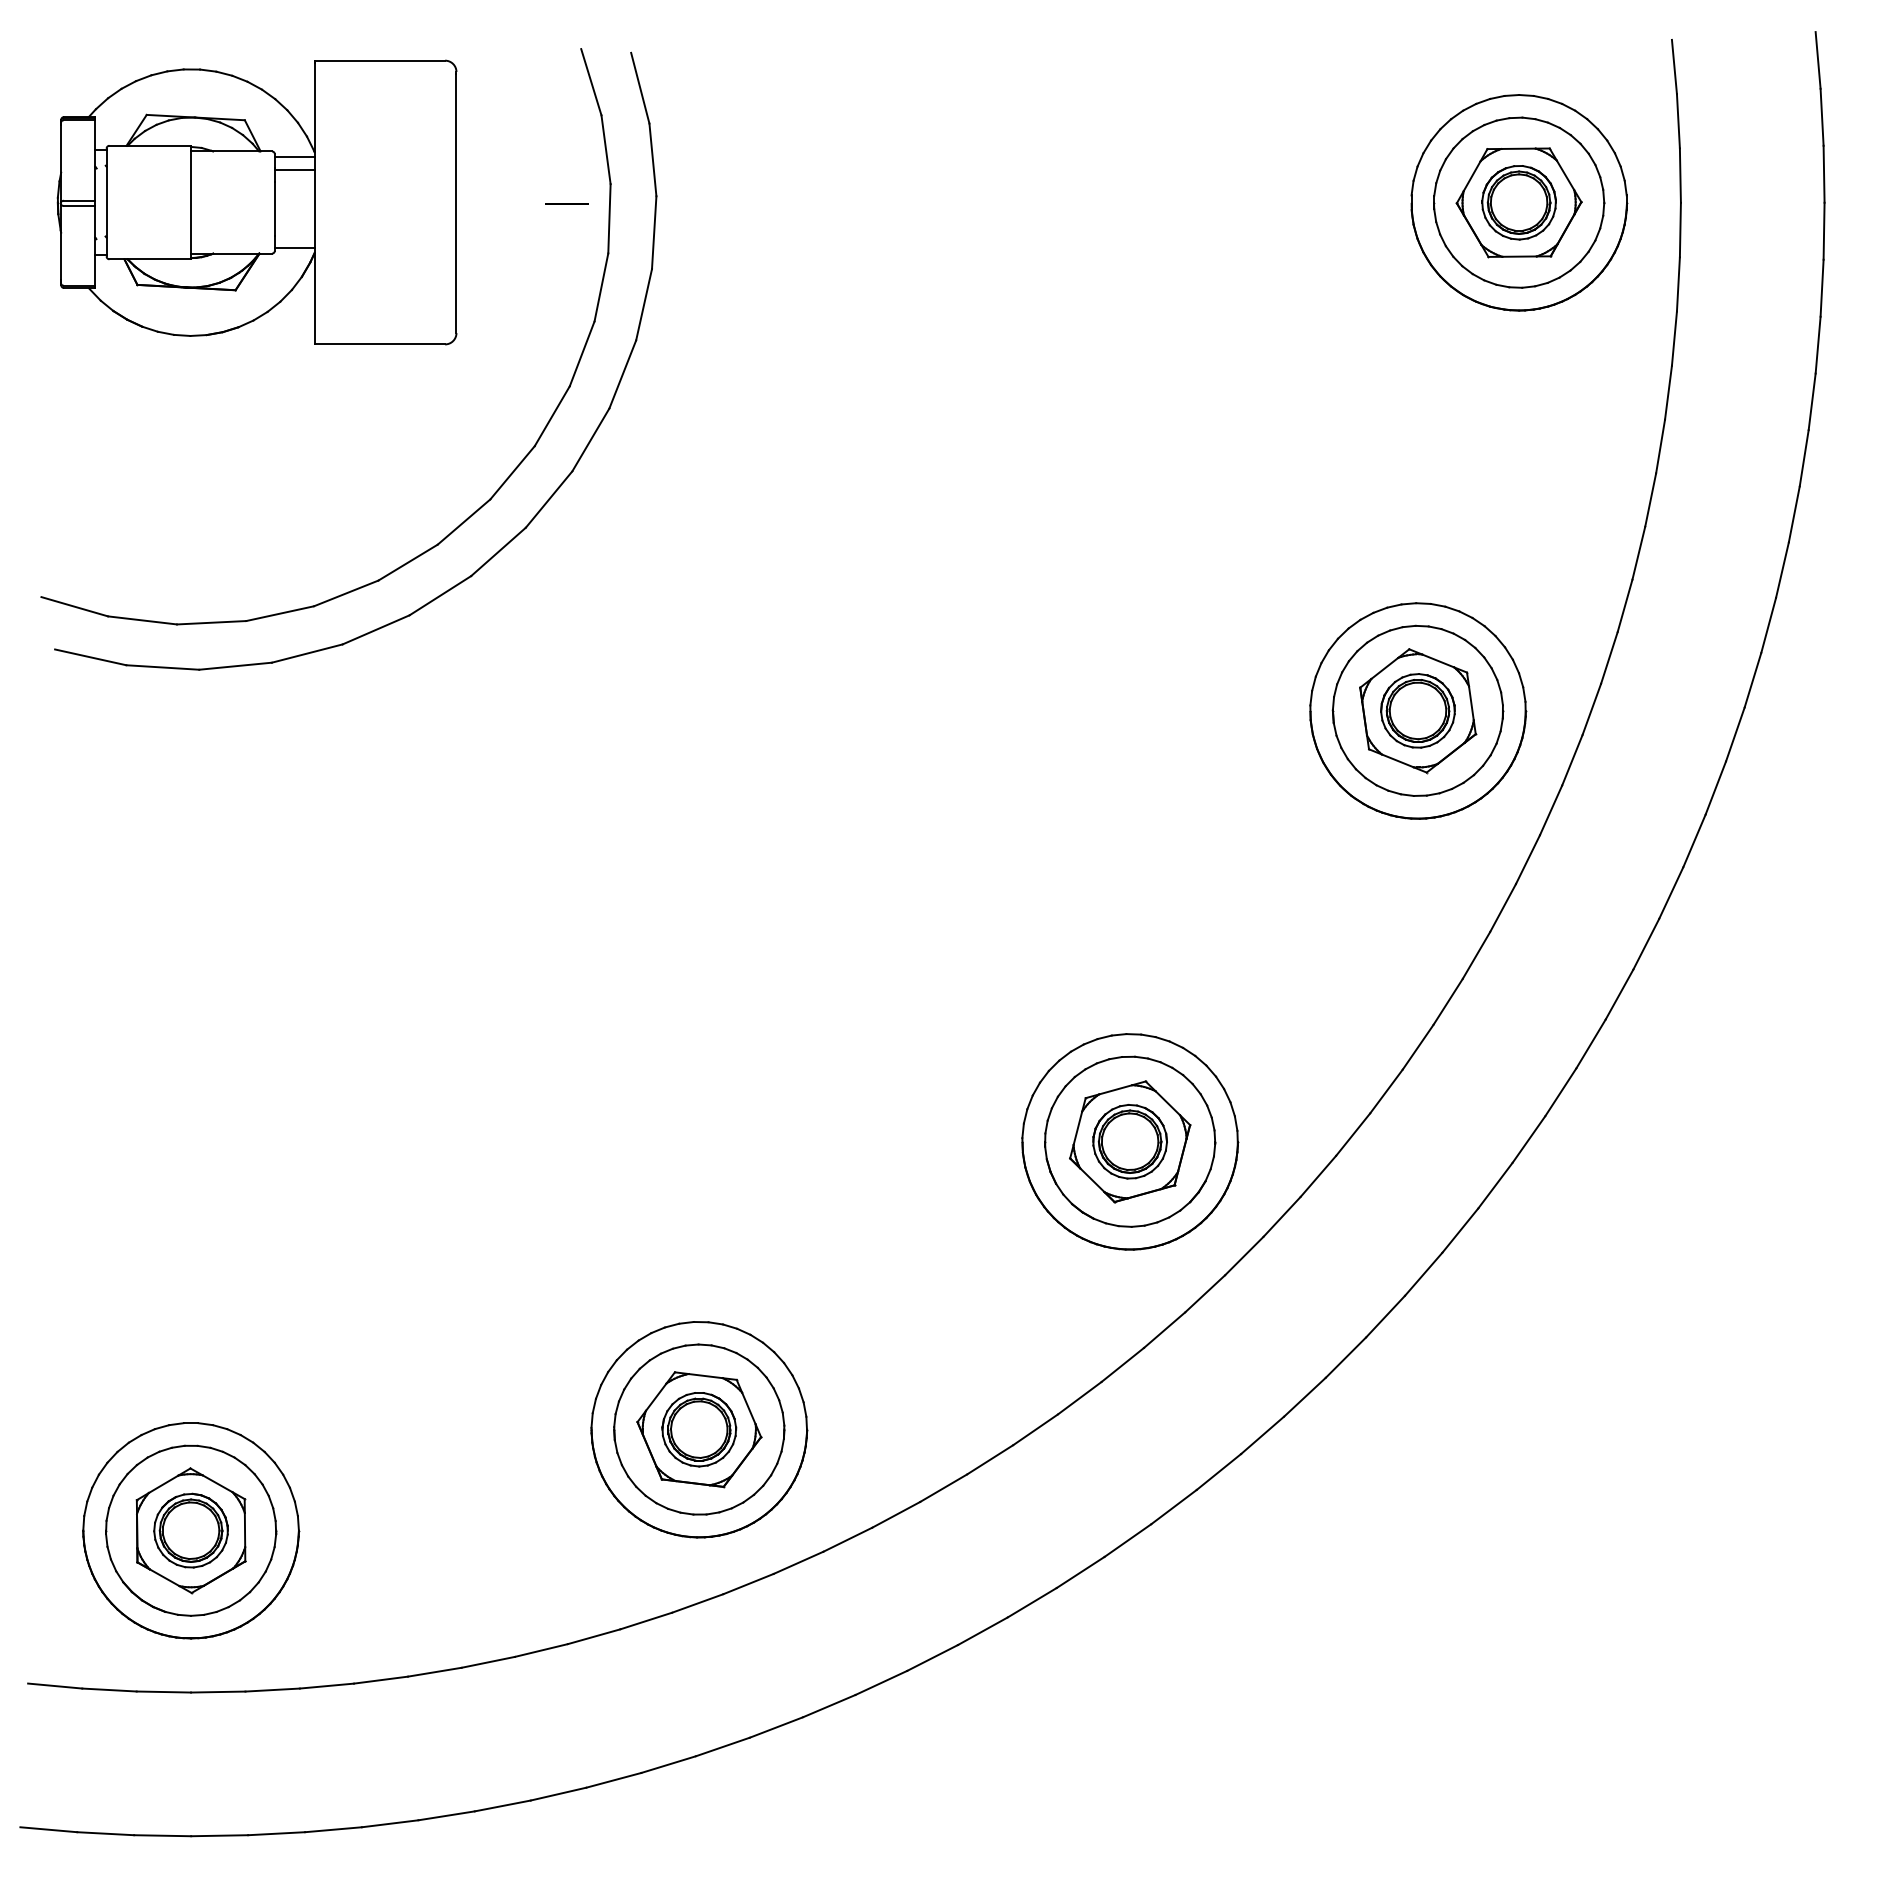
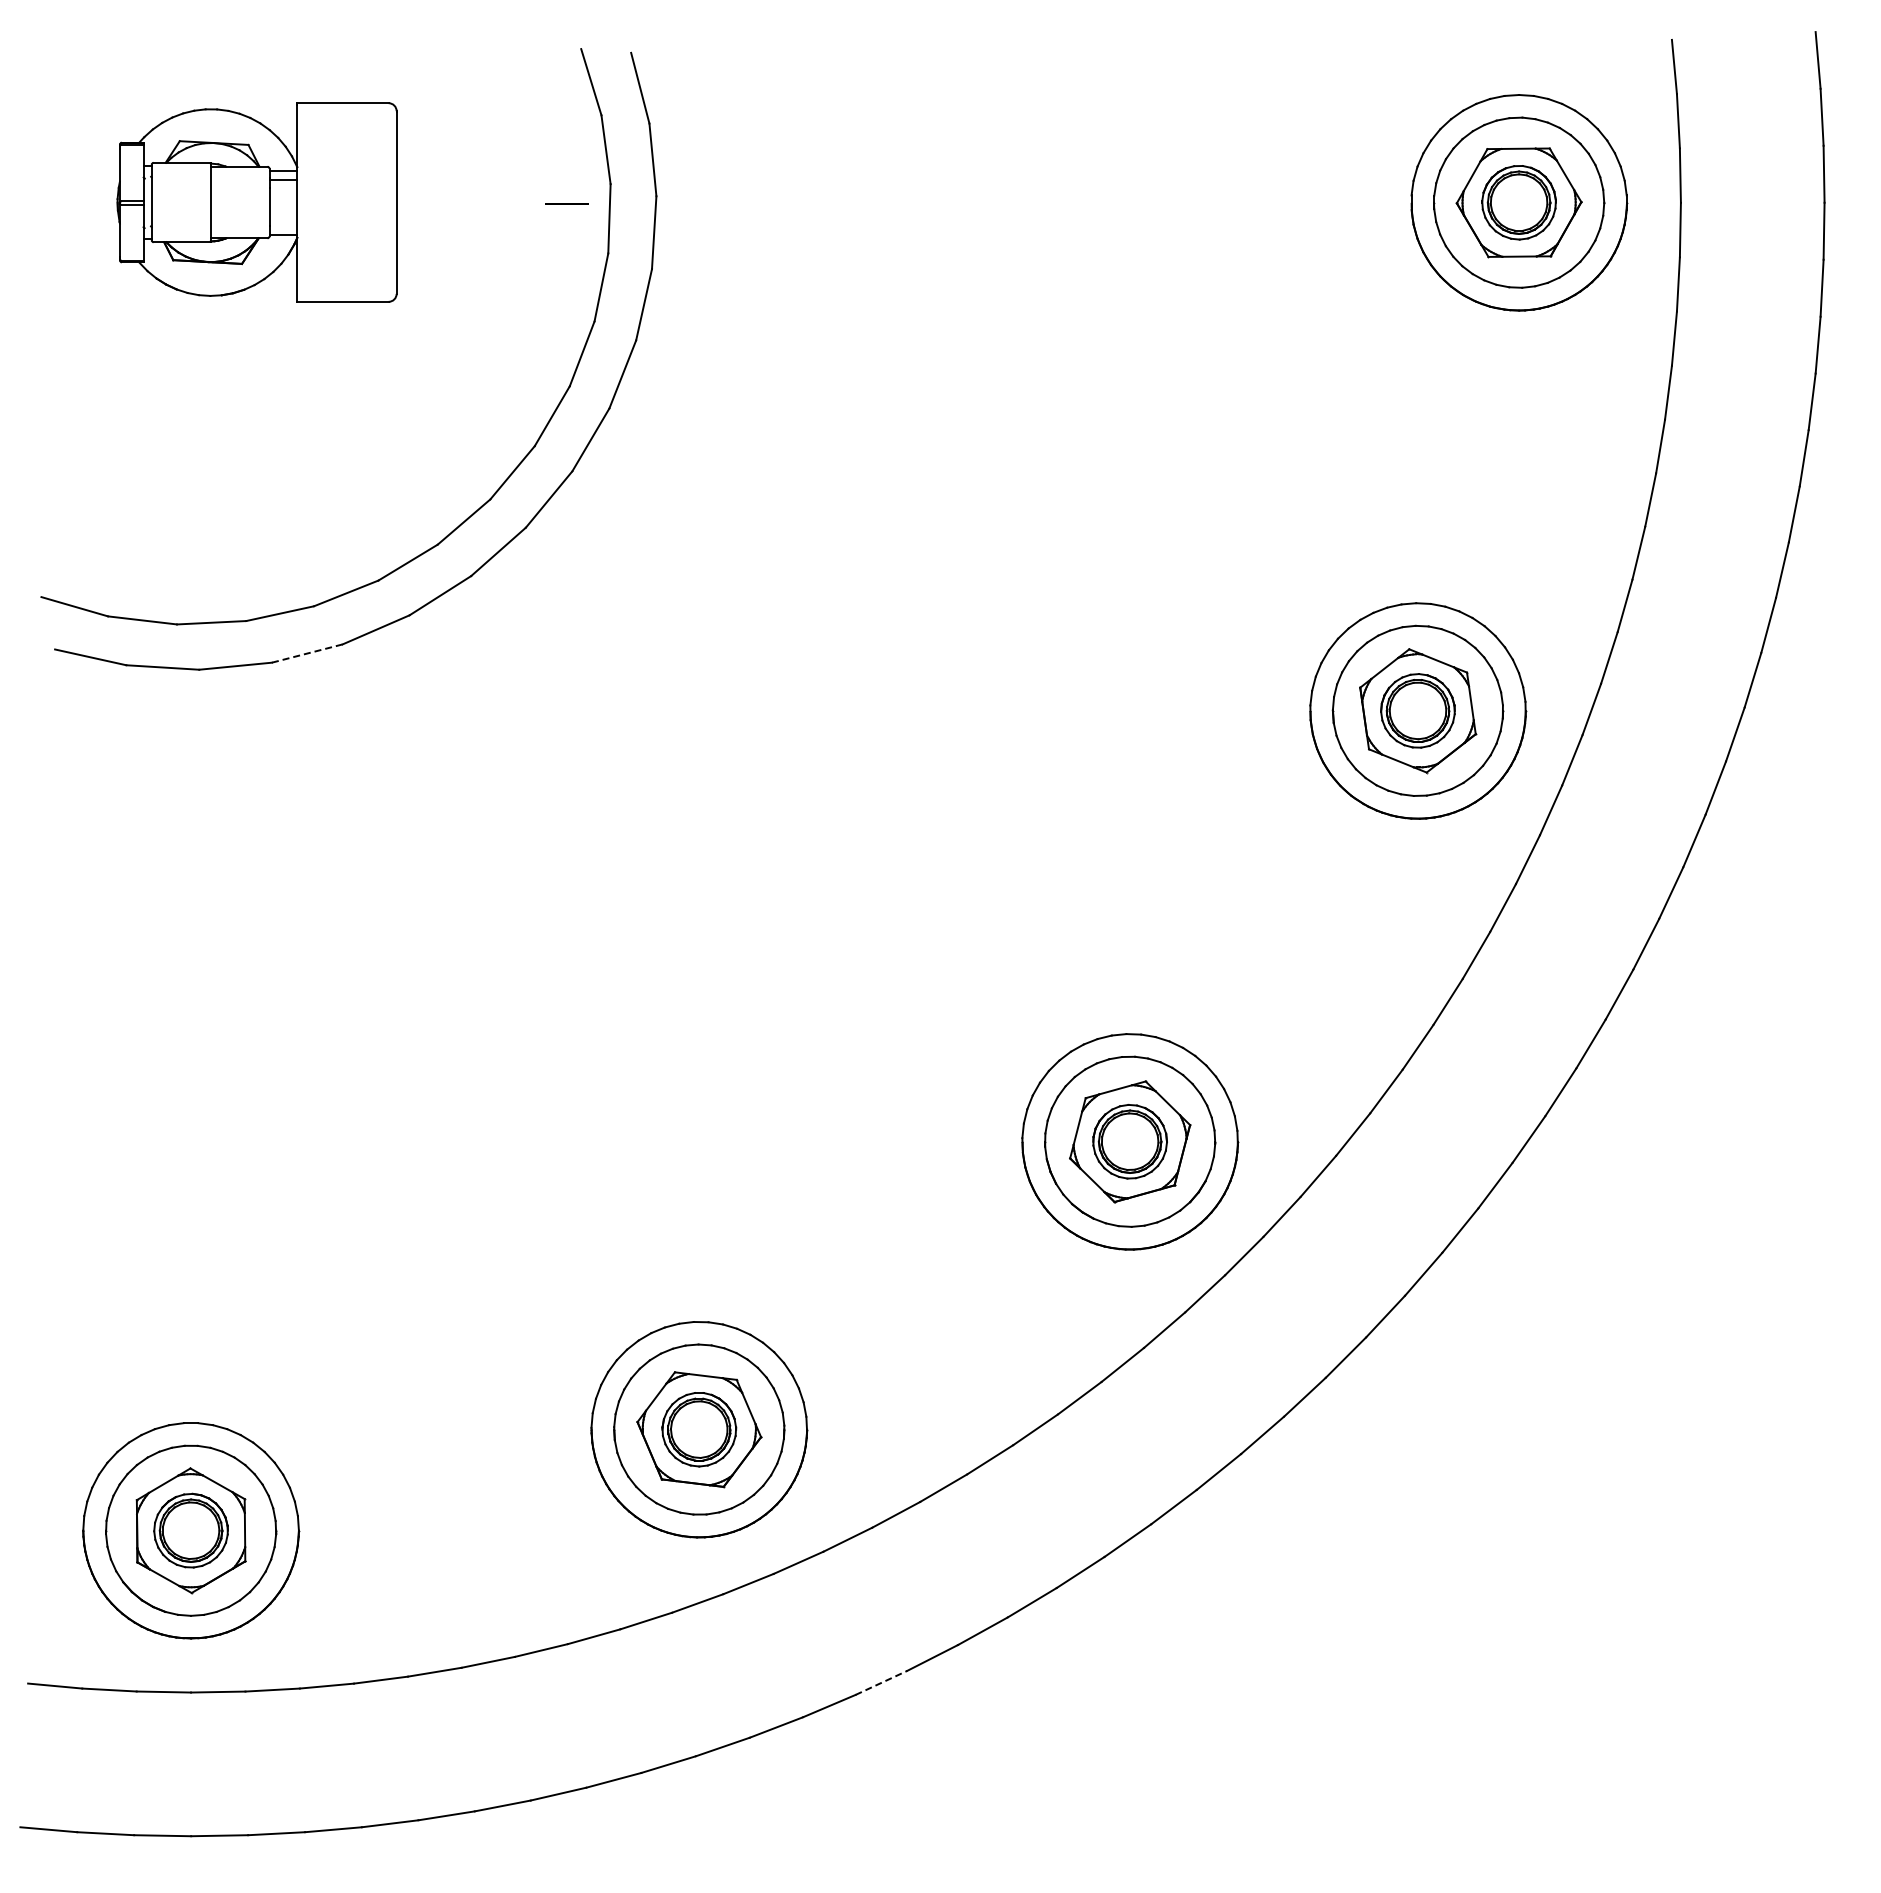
part size: 402x287 px -> 282x201 px (256, 202)
line: solid -> dashed (307, 653)
line: solid -> dashed (881, 1682)
